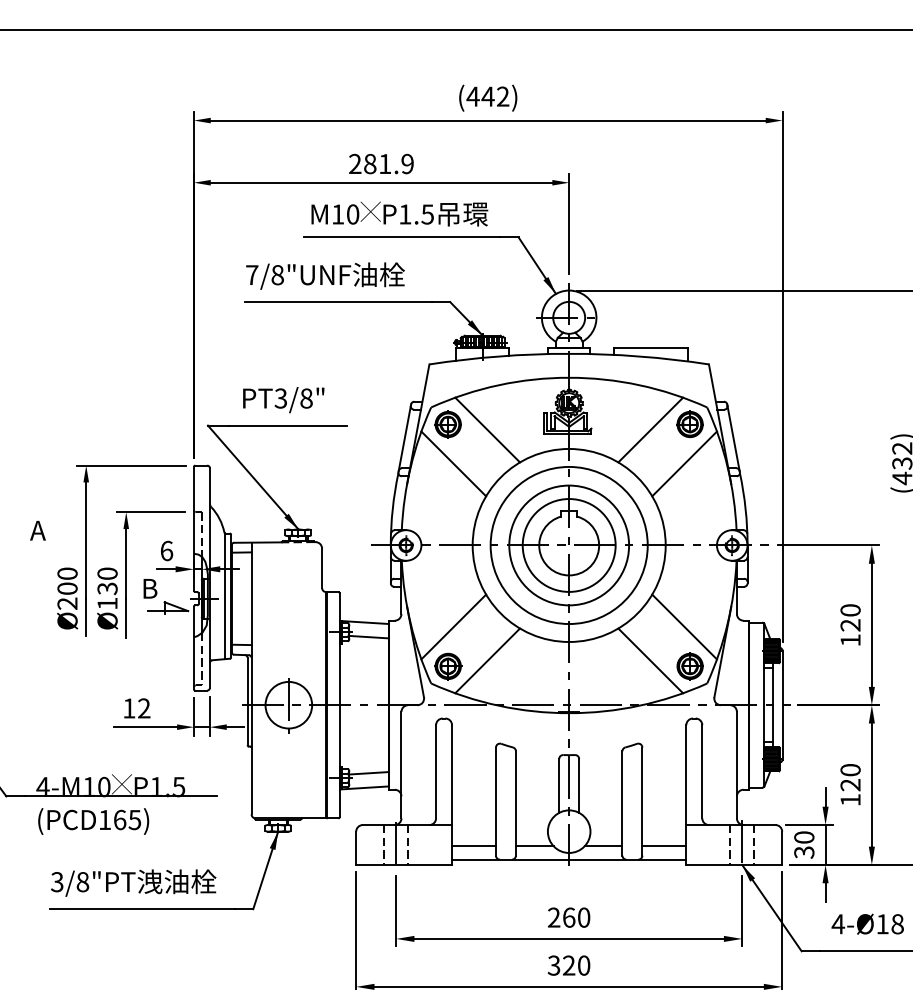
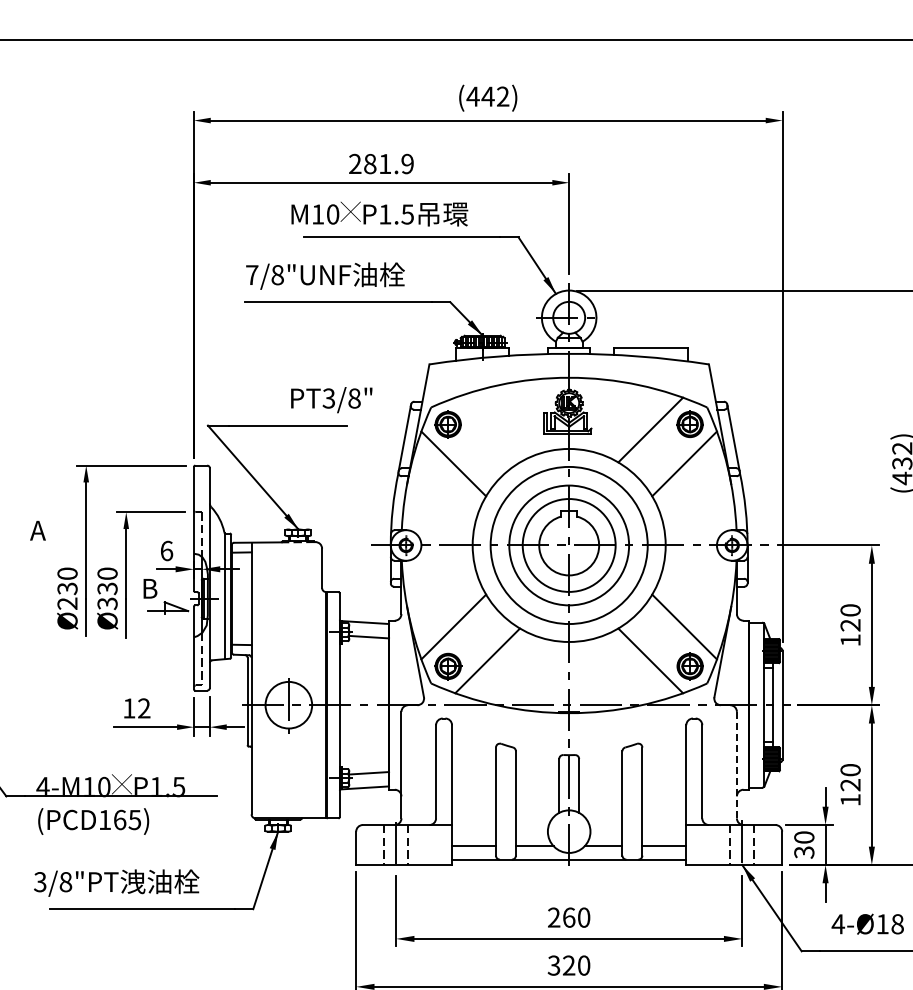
line position: (455, 29) -> (455, 39) (455, 39)
text position: (399, 213) -> (379, 213) (379, 213)
text position: (283, 400) -> (331, 400) (331, 400)
line: present -> none (487, 429)
text: Ø200 -> Ø230 (67, 588)
text: Ø130 -> Ø330 (107, 603)
line: solid -> dashed (736, 765)
text position: (133, 882) -> (116, 882) (116, 882)
